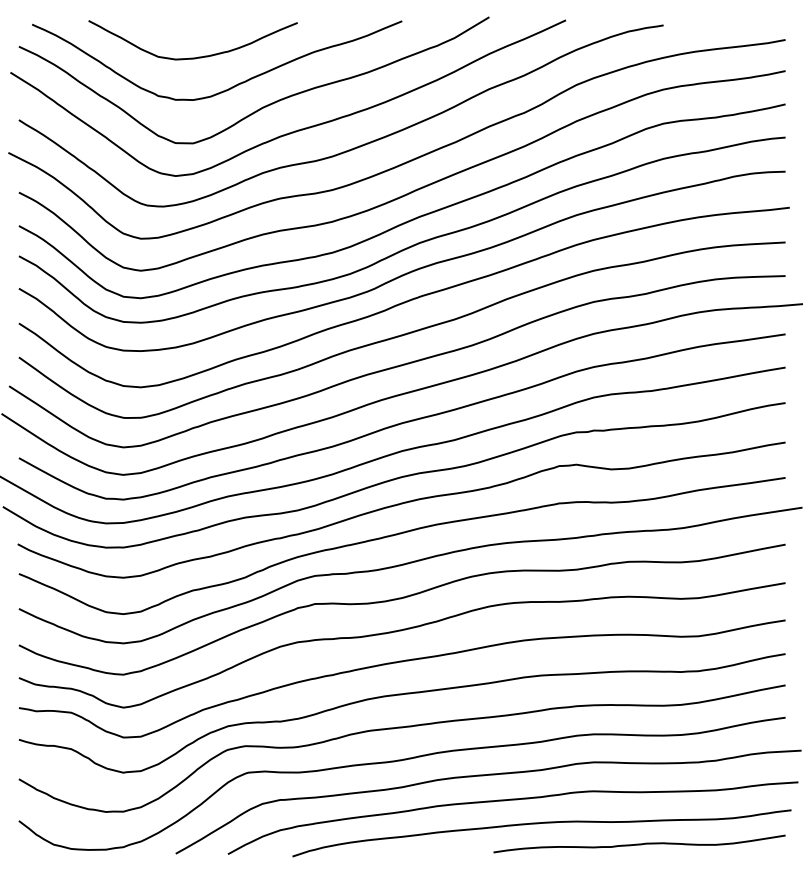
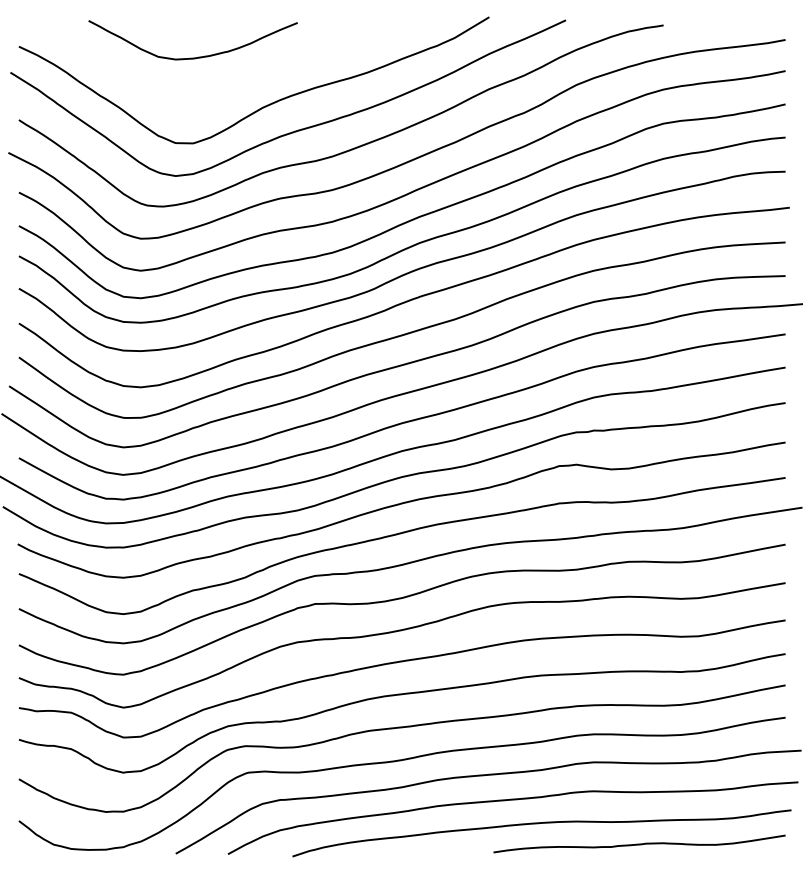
curve: present -> none (230, 87)
